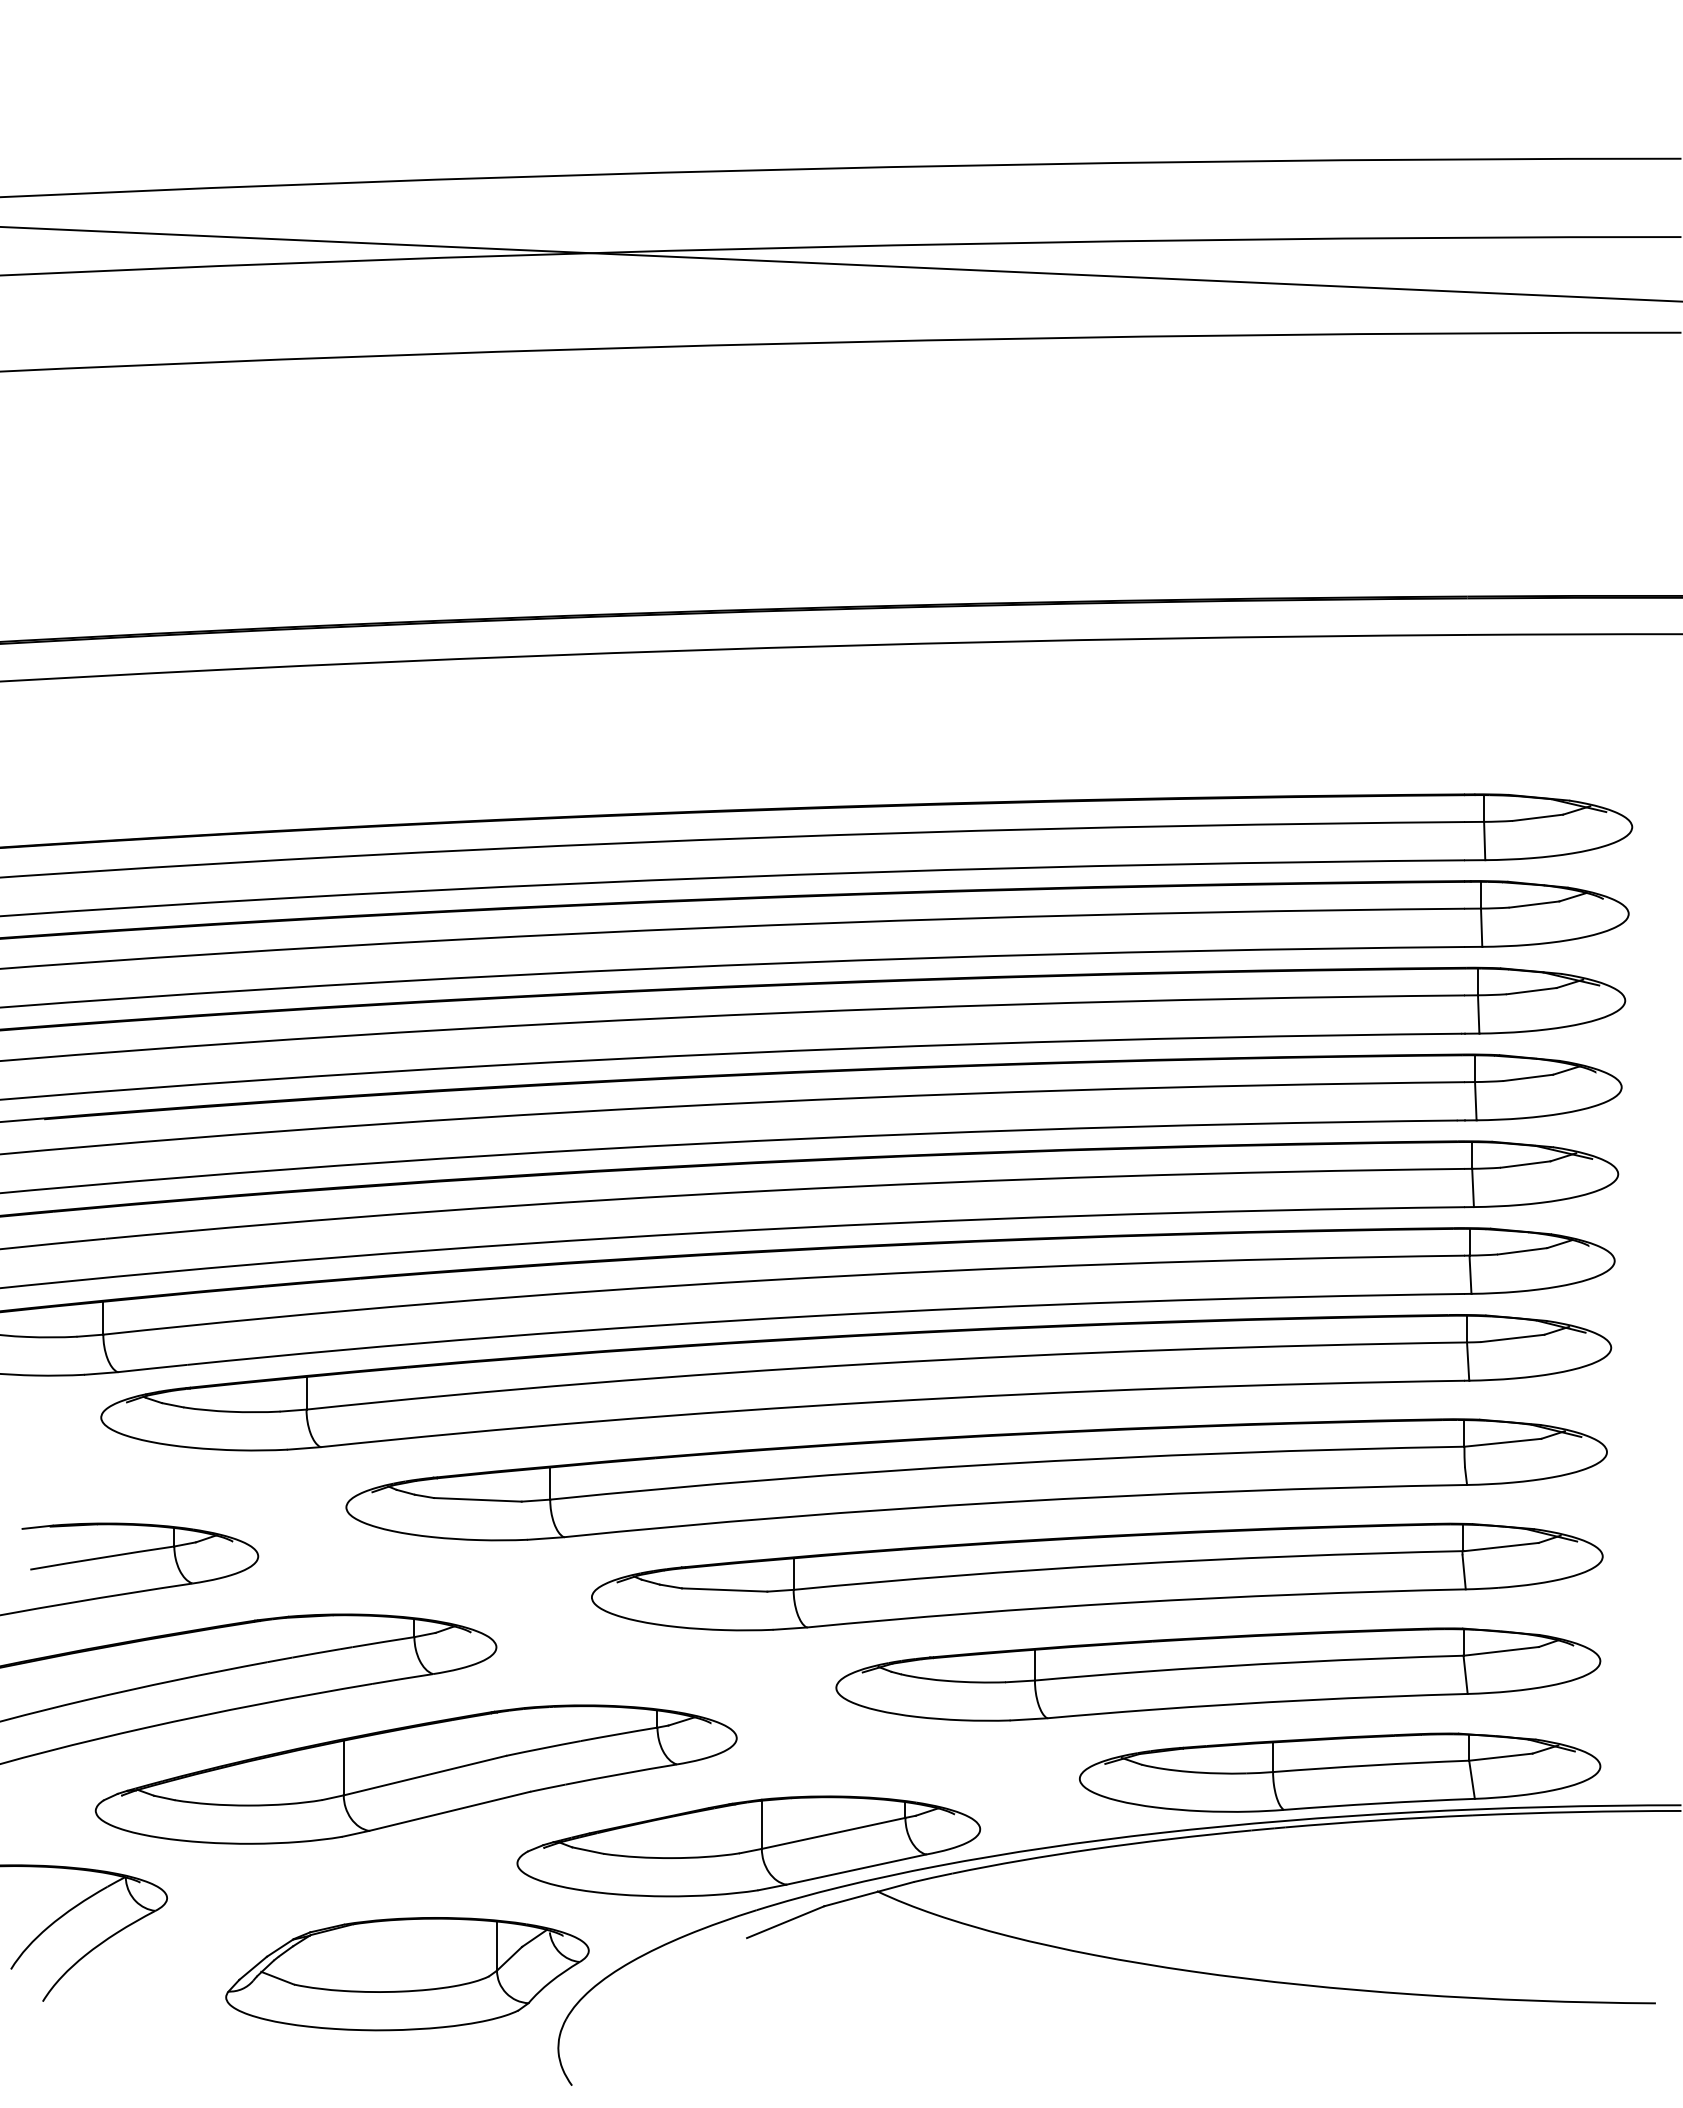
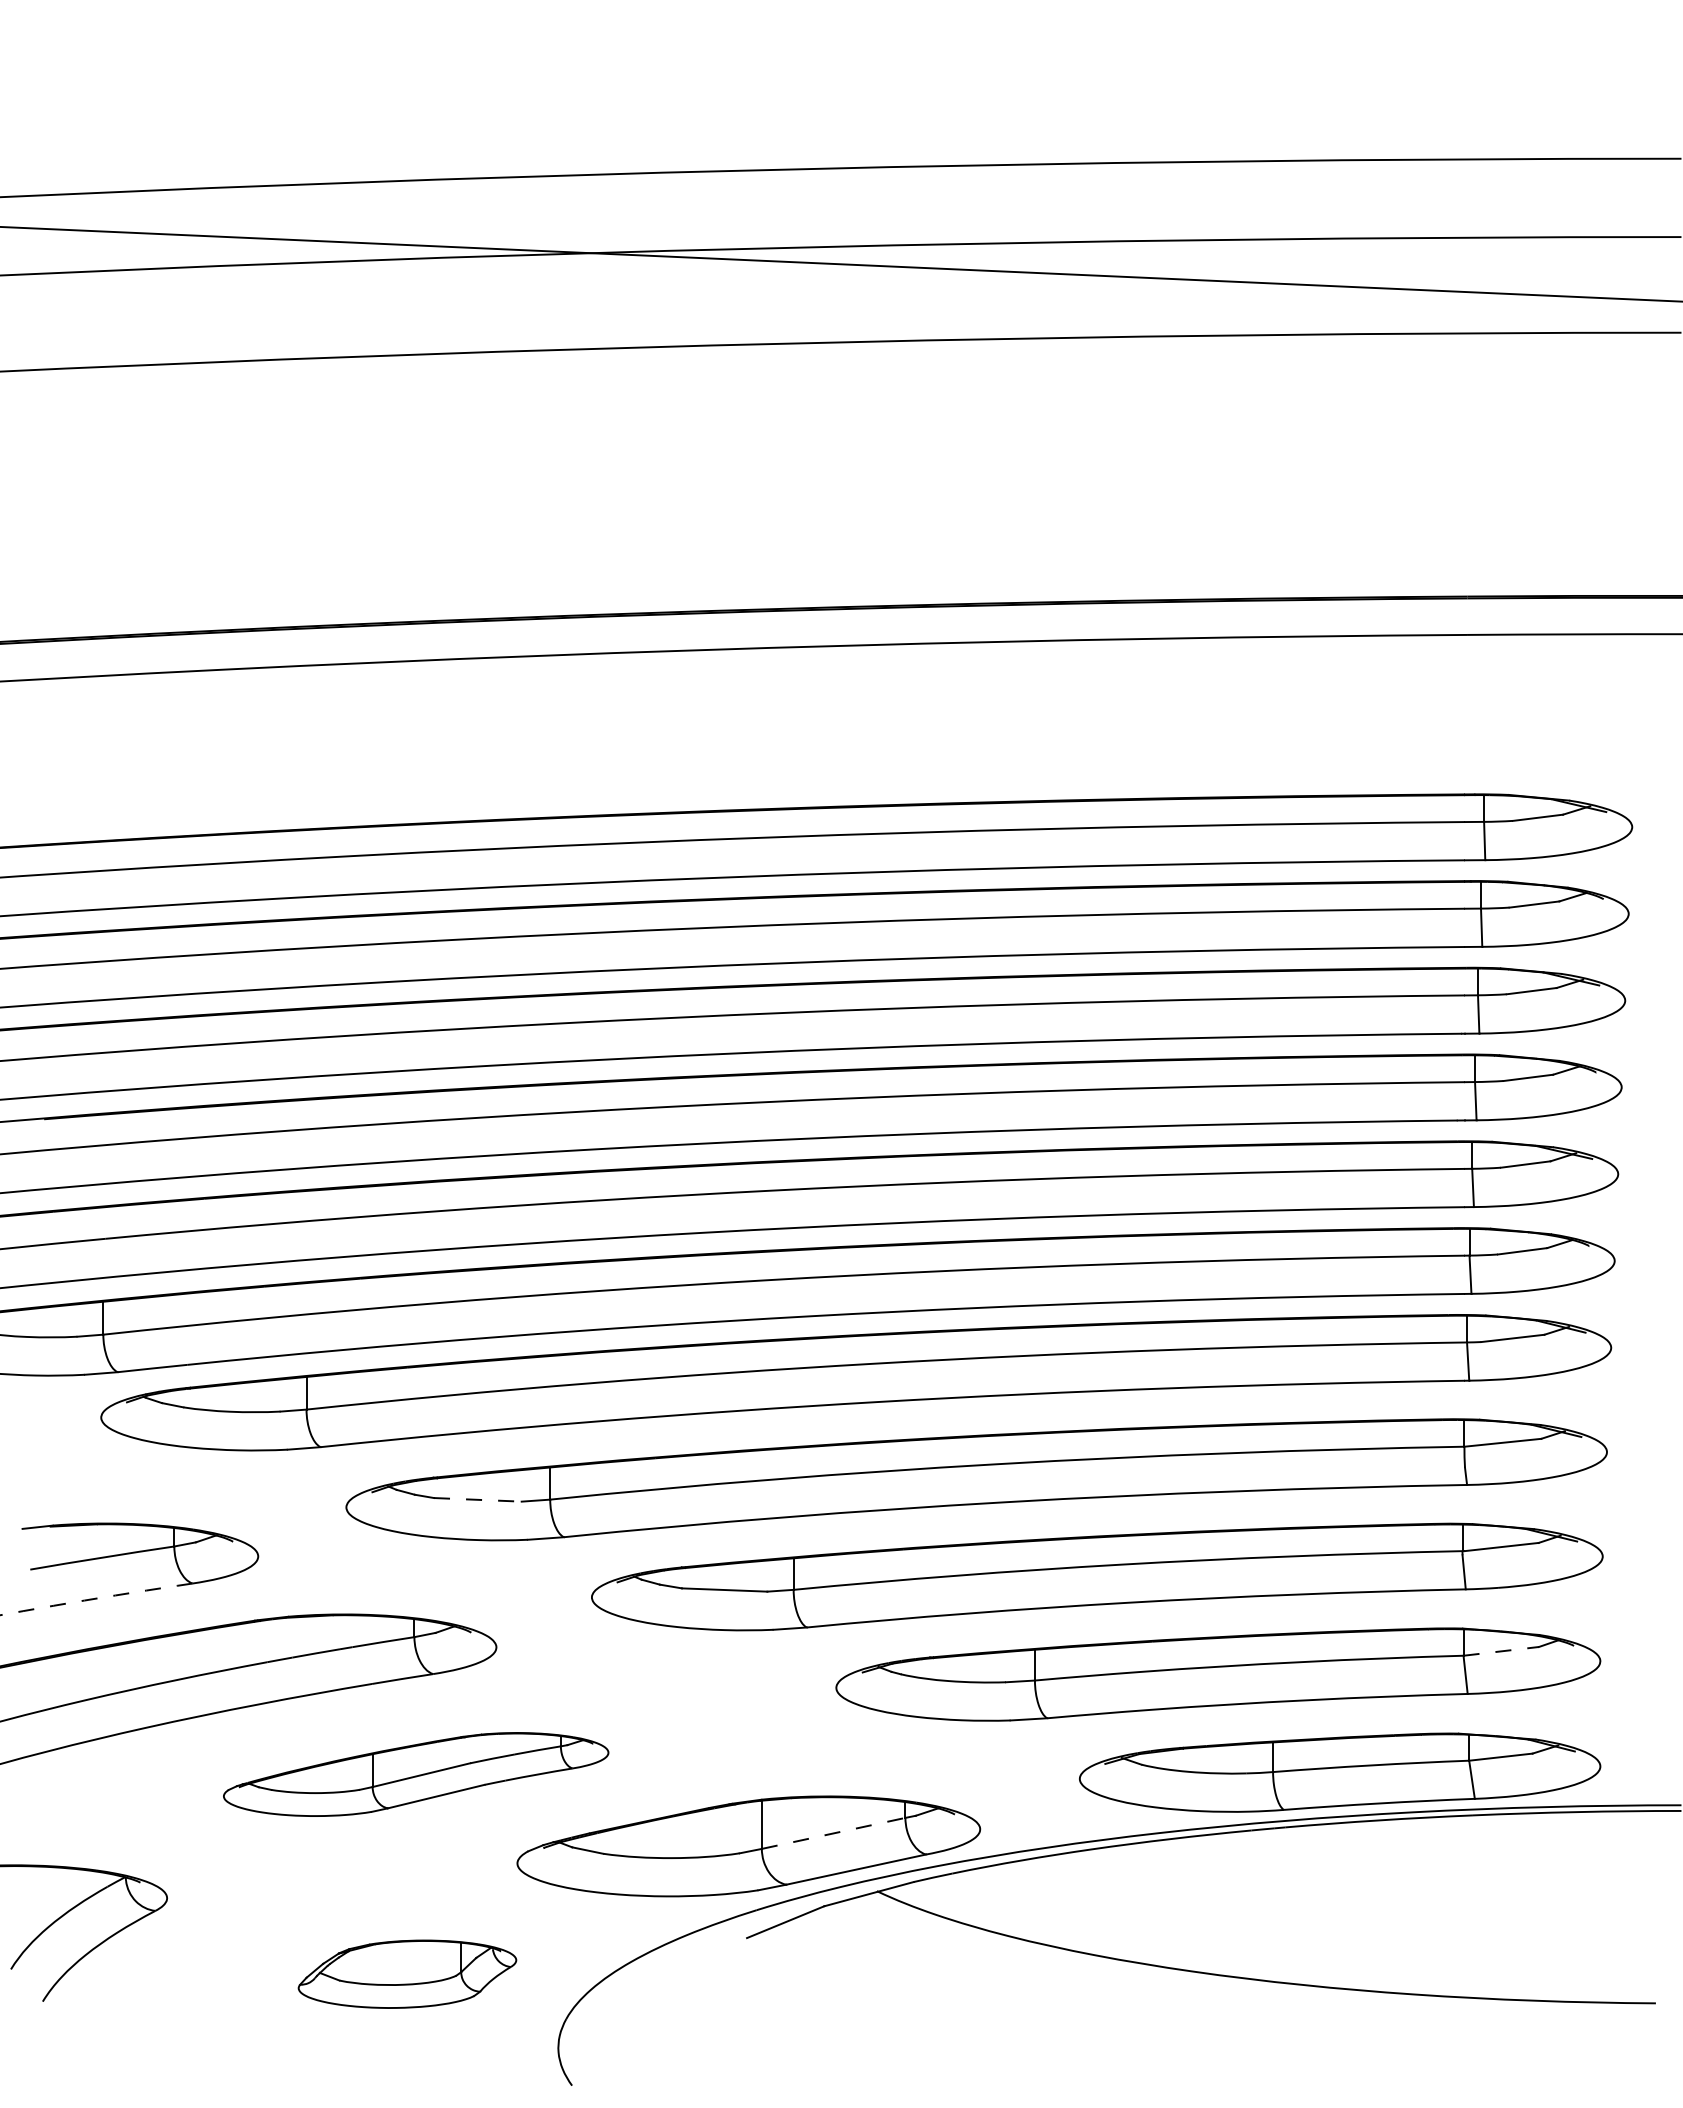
line: solid -> dashed (477, 1499)
arc: solid -> dashed (95, 1598)
line: solid -> dashed (1501, 1651)
part size: 644x141 px -> 387x85 px (416, 1774)
line: solid -> dashed (834, 1833)
part size: 365x115 px -> 221x70 px (407, 1973)
